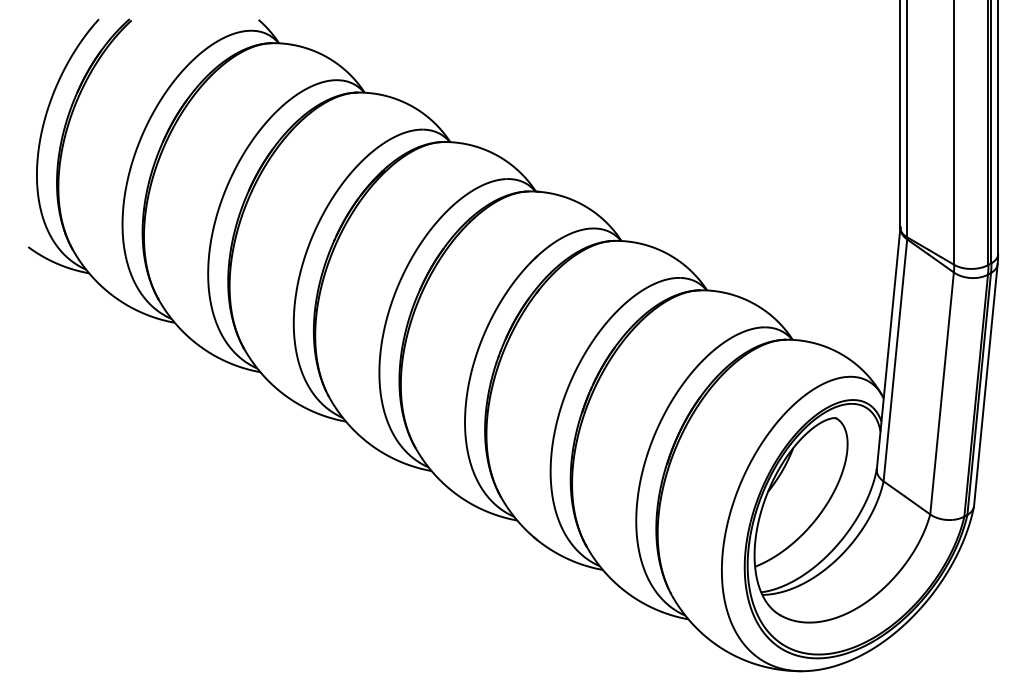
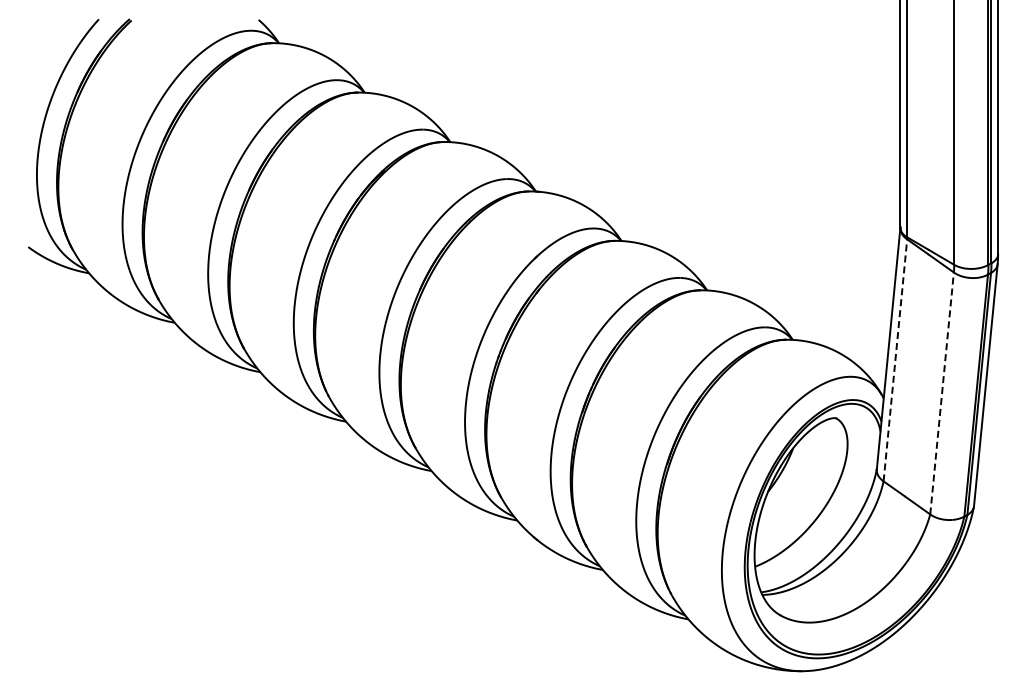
line: solid -> dashed (895, 360)
line: solid -> dashed (942, 393)
